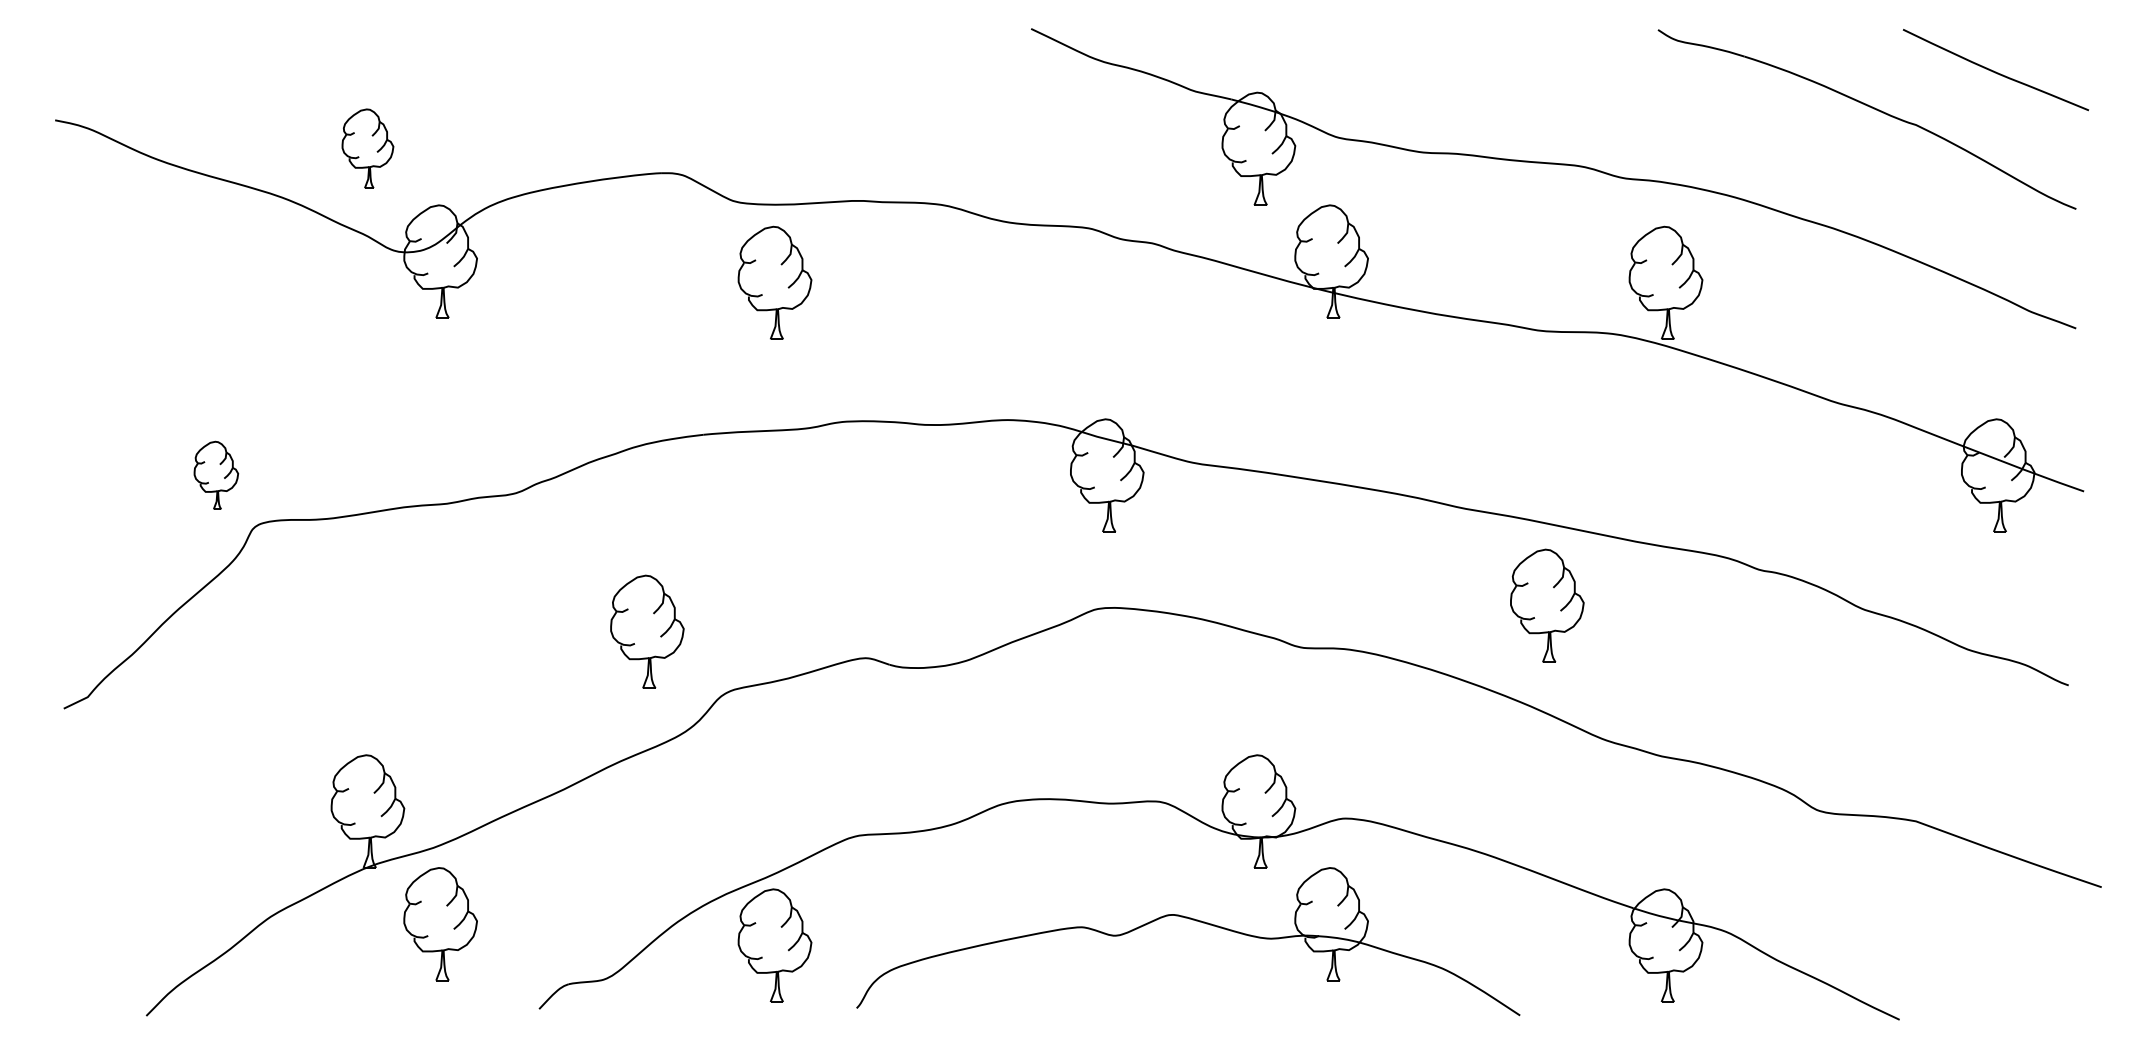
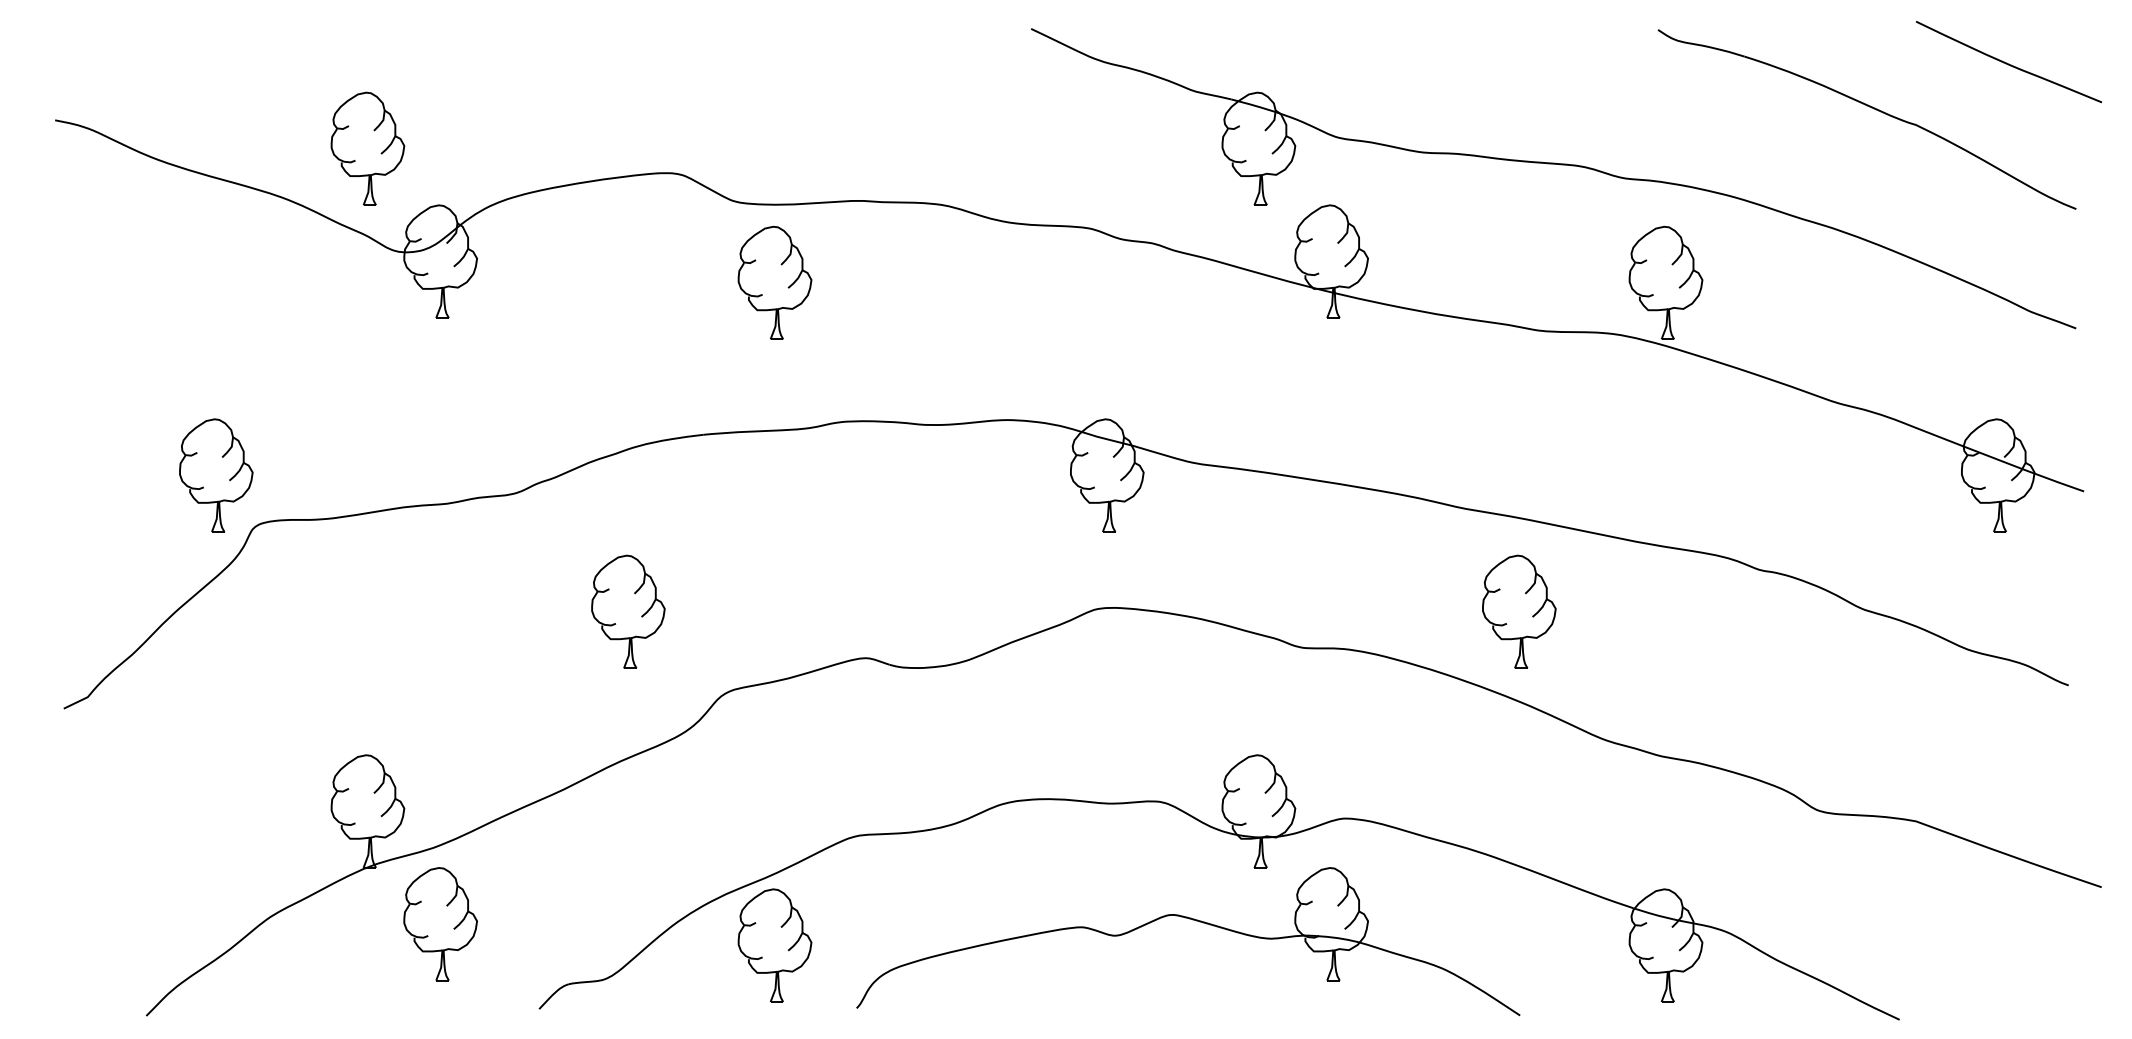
curve position: (1995, 71) -> (2008, 63) (2008, 63)
part size: 54x81 px -> 76x115 px (367, 148)
part size: 47x70 px -> 75x115 px (216, 475)
part position: (1547, 605) -> (1519, 611) (1519, 611)
part position: (647, 631) -> (628, 611) (628, 611)
